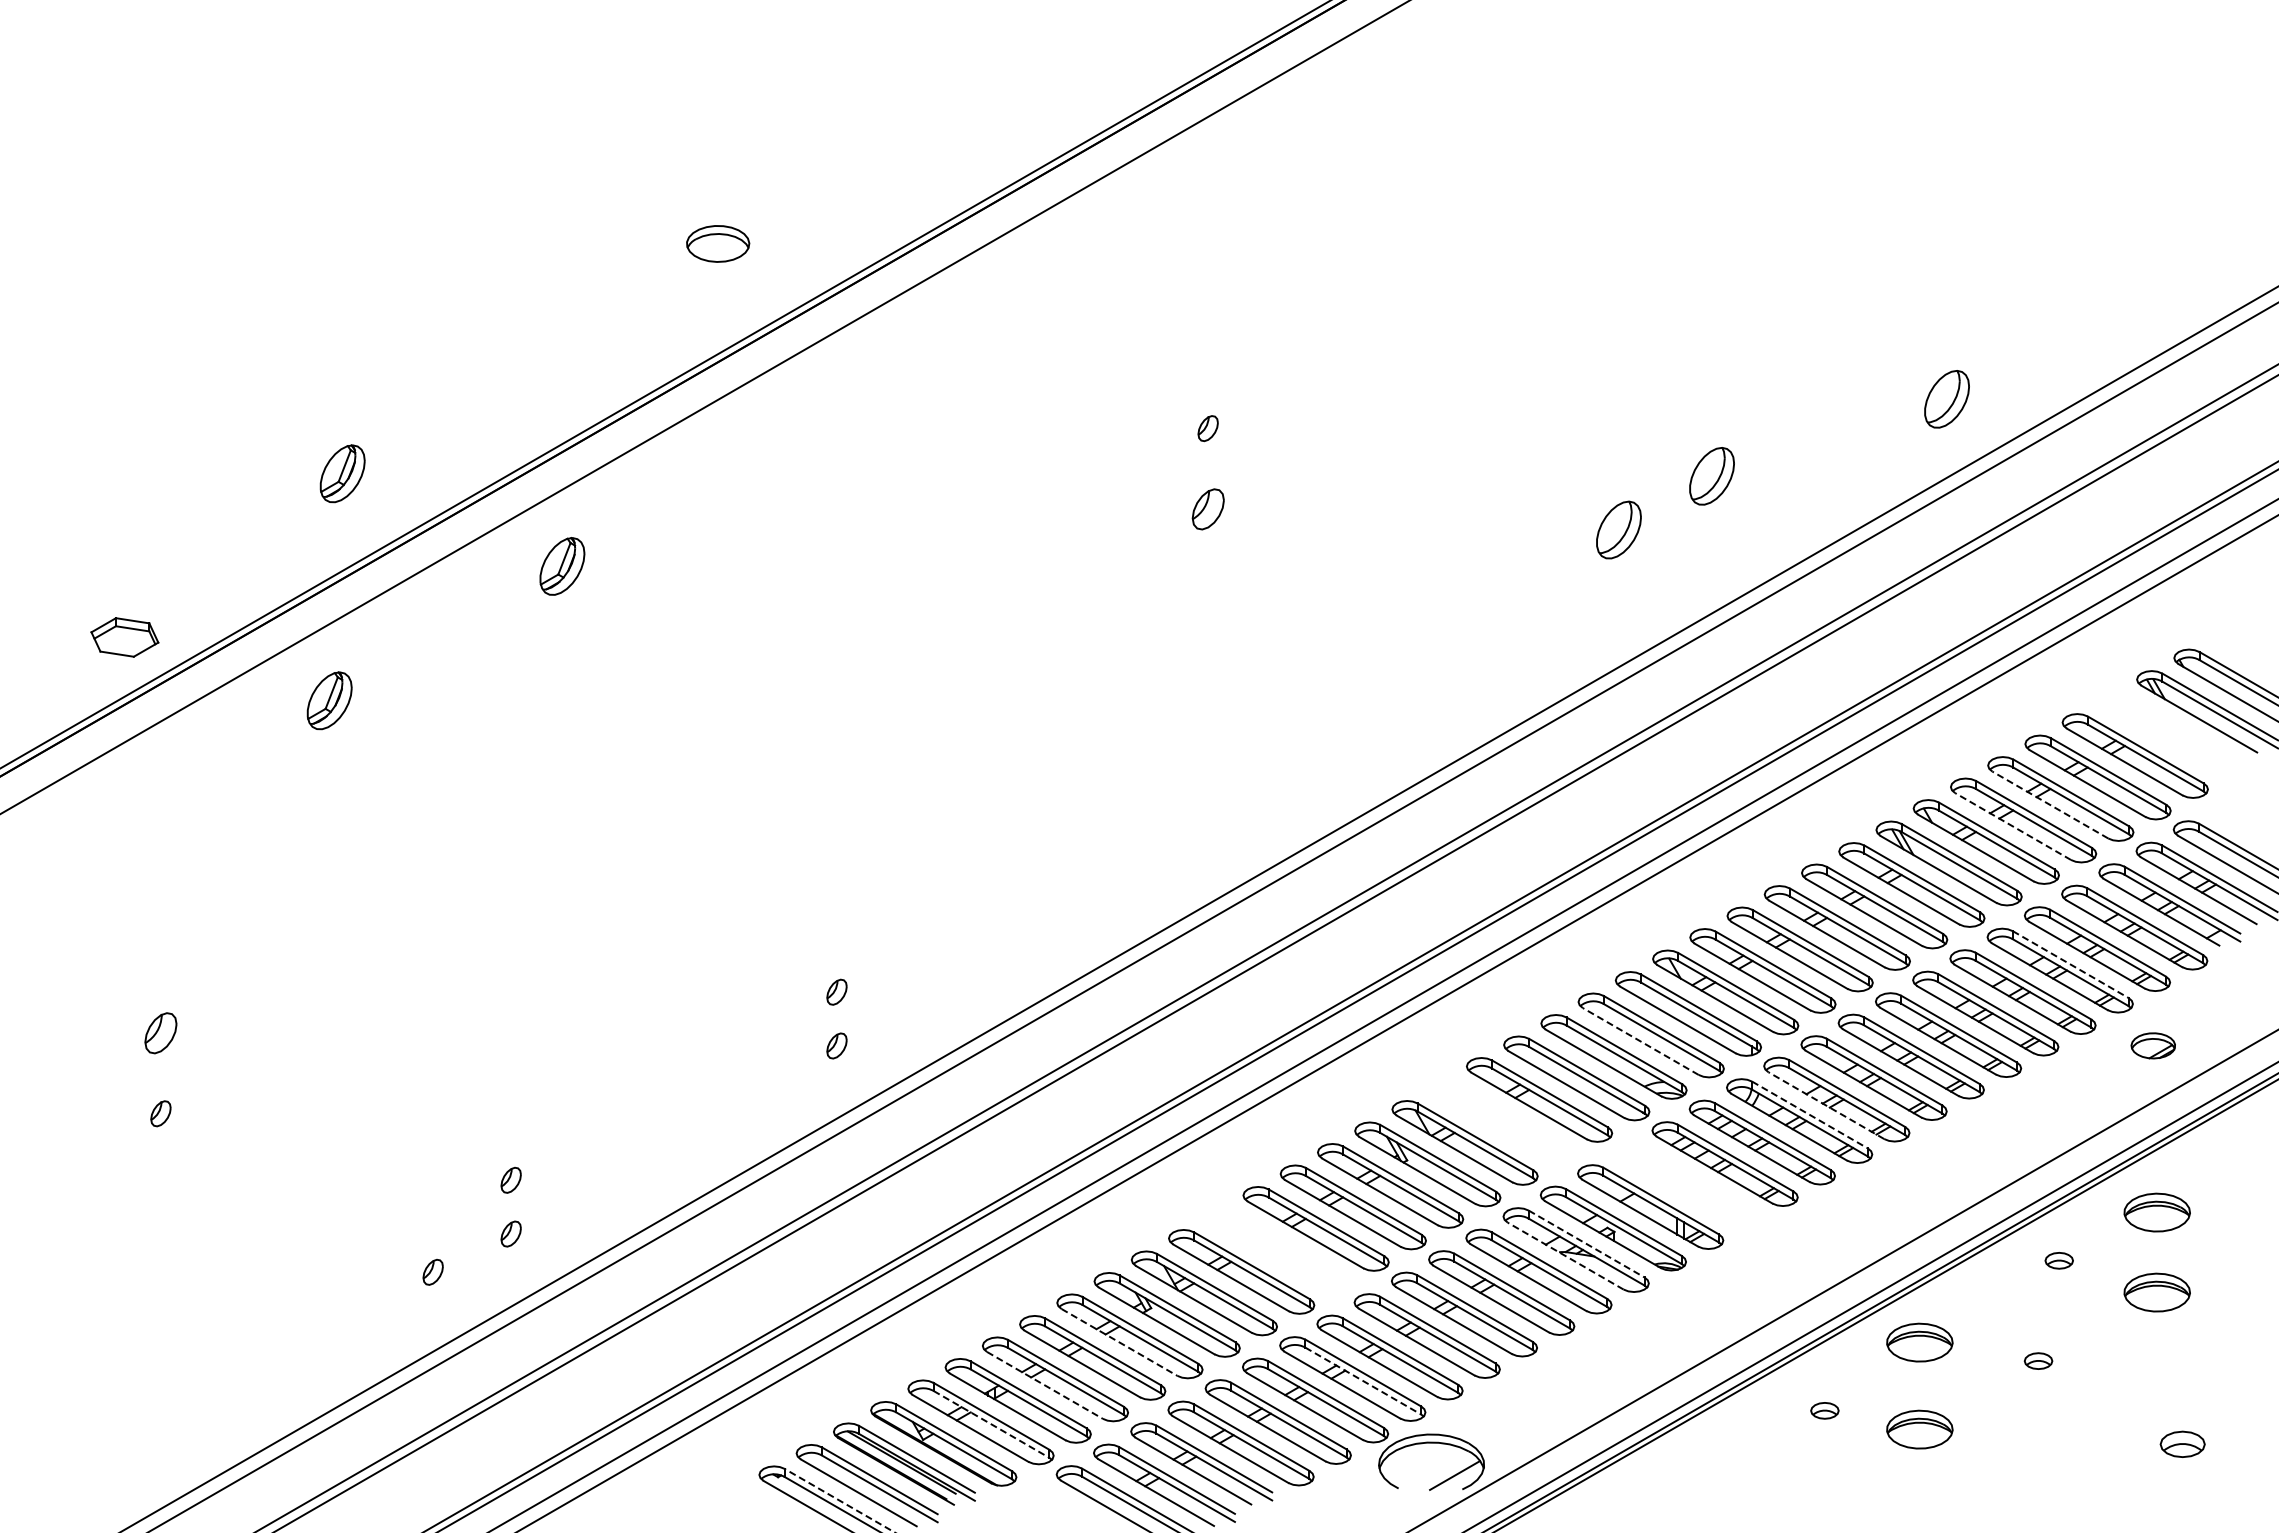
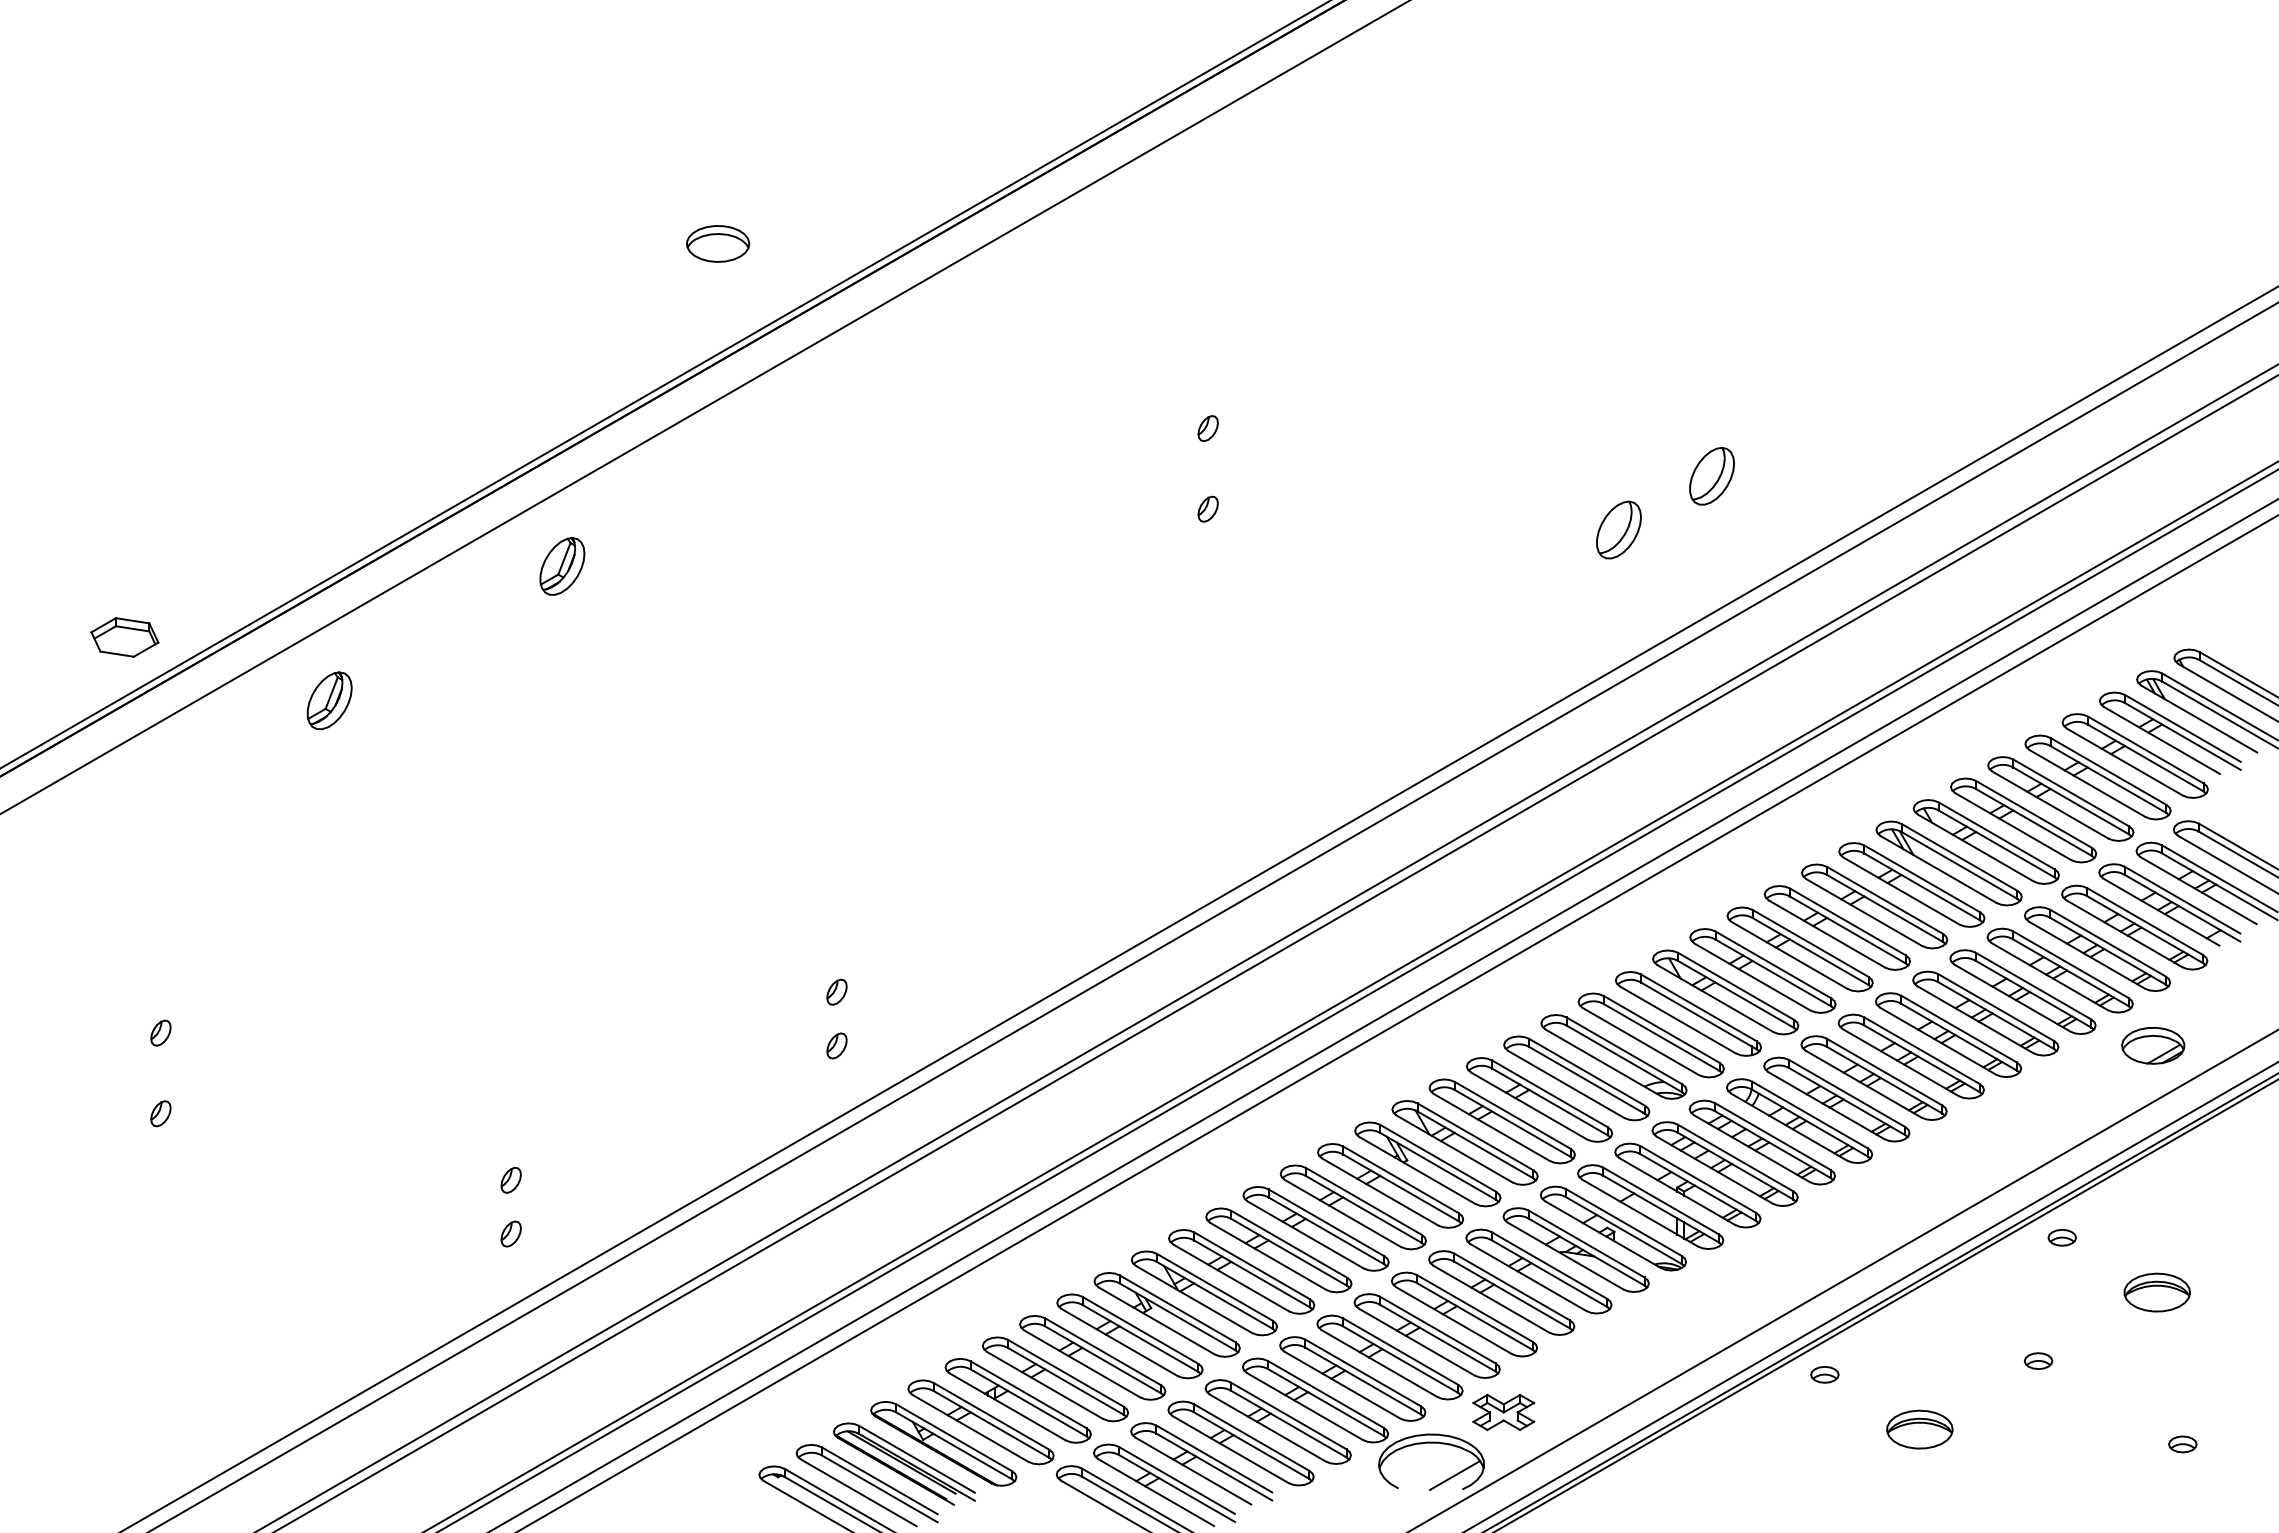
part: present -> none (1946, 399)
part: present -> none (342, 473)
part size: 34x43 px -> 22x28 px (1207, 508)
part: none -> present (2170, 732)
line: dashed -> solid (2050, 805)
line: dashed -> solid (2013, 826)
line: dashed -> solid (2070, 964)
part size: 34x43 px -> 22x28 px (160, 1032)
line: dashed -> solid (1640, 1041)
part size: 46x28 px -> 65x38 px (2153, 1045)
line: dashed -> solid (1826, 1105)
line: dashed -> solid (1810, 1115)
part: none -> present (1501, 1121)
part: none -> present (1687, 1185)
part: present -> none (2156, 1212)
line: dashed -> solid (1586, 1244)
part: none -> present (1278, 1250)
line: dashed -> solid (1565, 1256)
part position: (2058, 1260) -> (2061, 1237) (2061, 1237)
part: present -> none (432, 1271)
line: dashed -> solid (1119, 1342)
part: present -> none (1919, 1342)
line: dashed -> solid (1363, 1381)
line: dashed -> solid (1045, 1385)
part position: (1824, 1410) -> (1824, 1374) (1824, 1374)
part: none -> present (1503, 1412)
line: dashed -> solid (991, 1424)
part size: 47x28 px -> 30x19 px (2182, 1444)
line: dashed -> solid (839, 1500)
